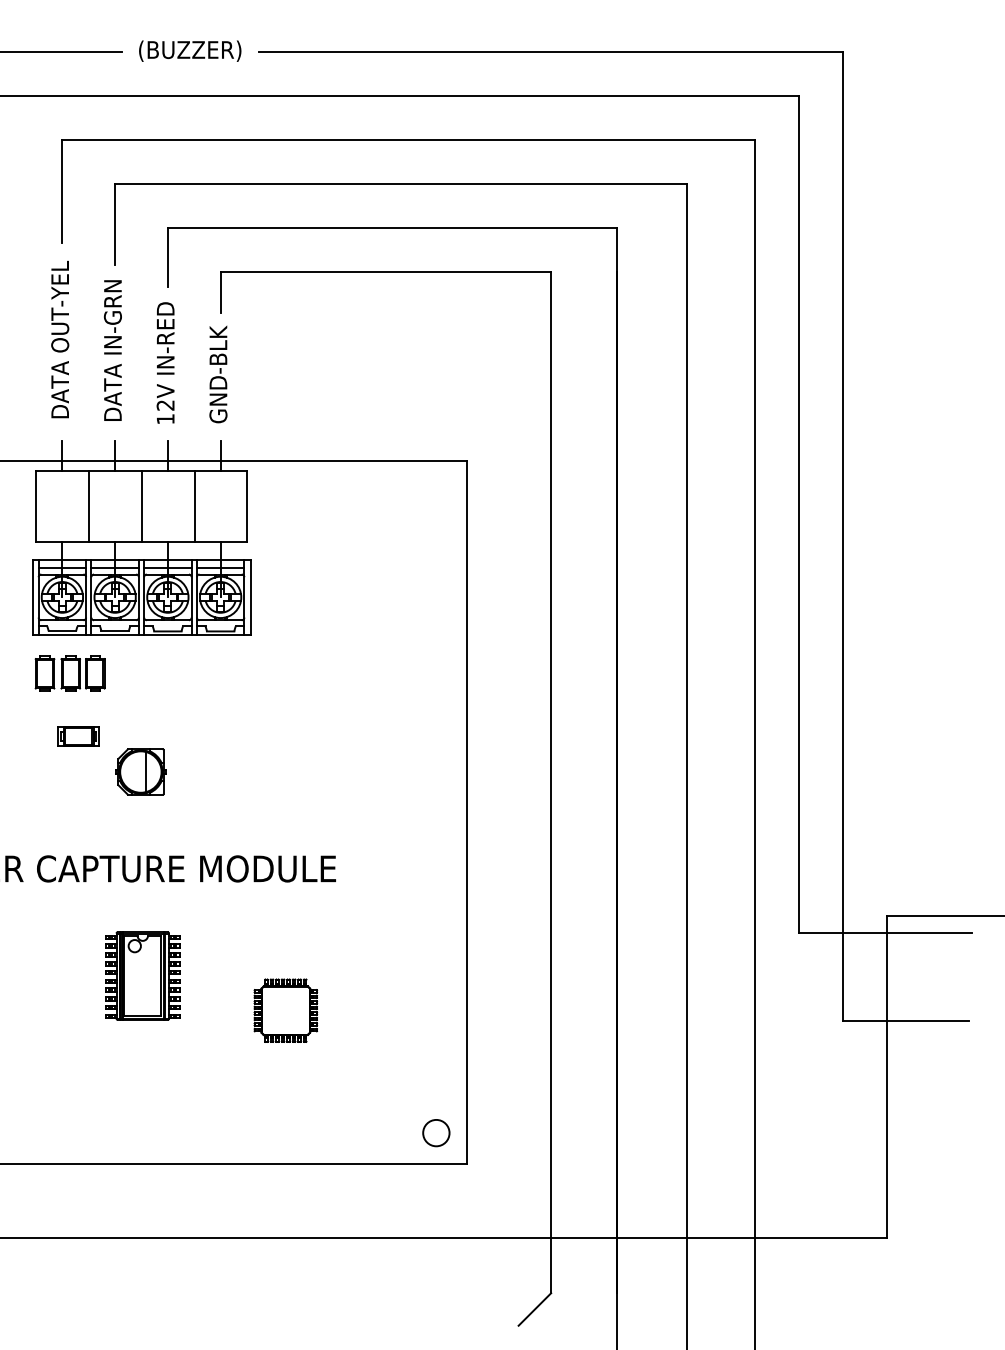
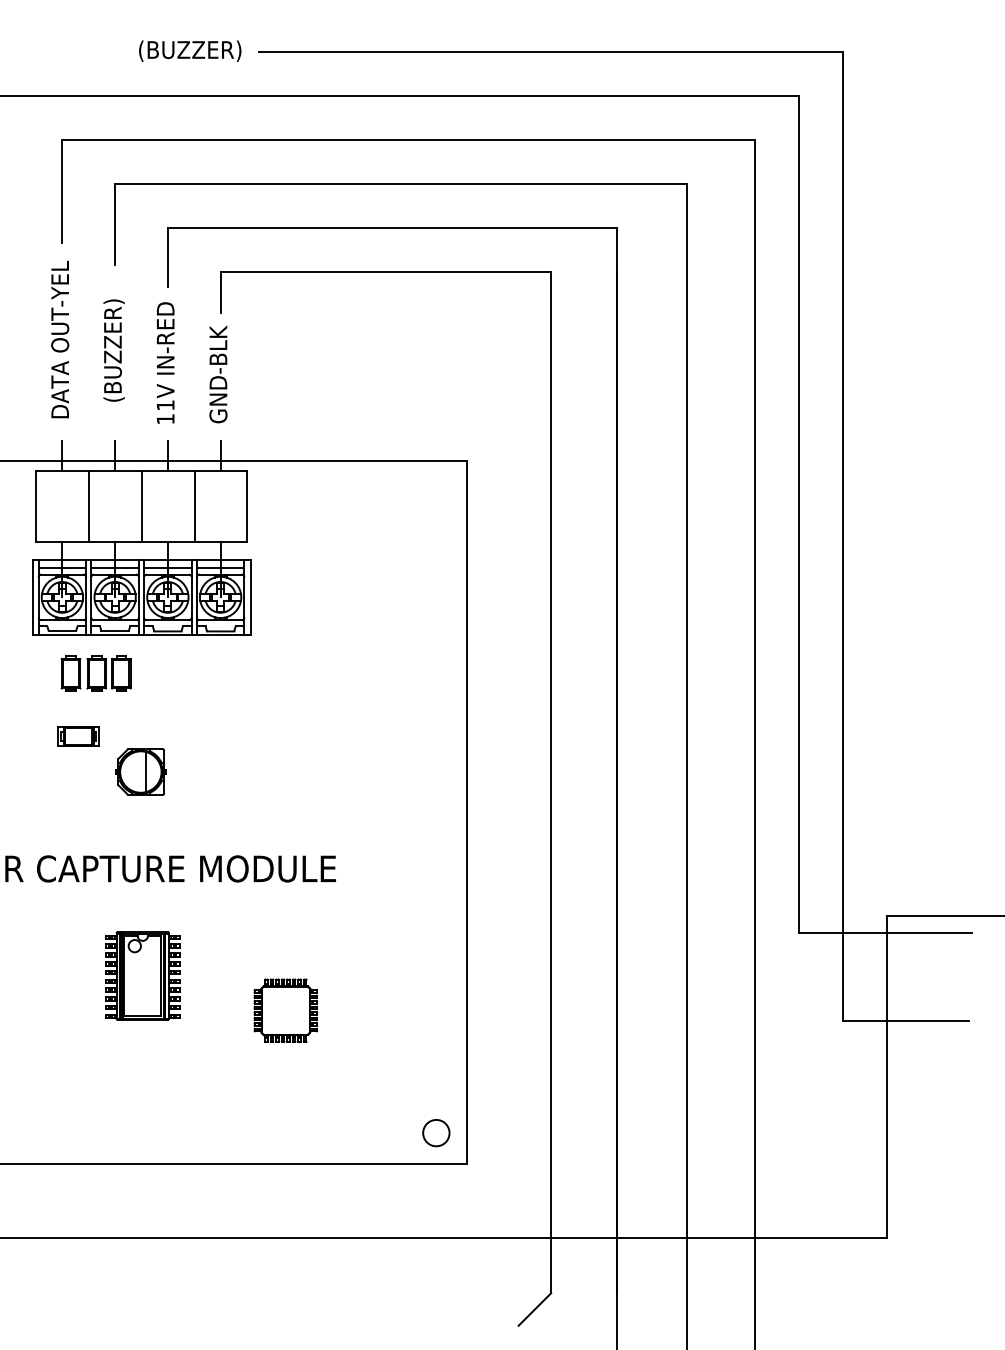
line: present -> none (62, 52)
text: DATA IN-GRN -> (BUZZER) (113, 350)
text: 12V -> 11V (165, 405)
part position: (69, 673) -> (95, 673) (95, 673)
